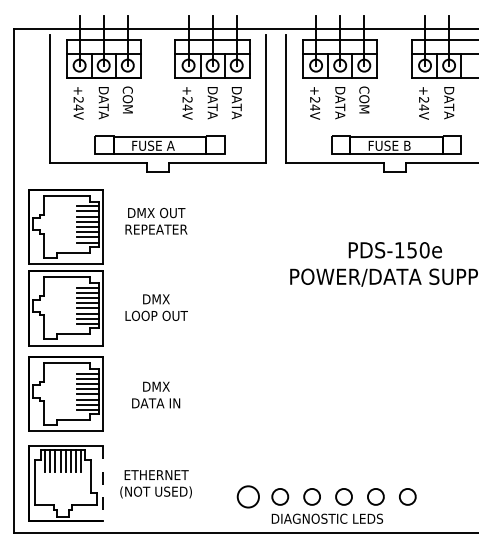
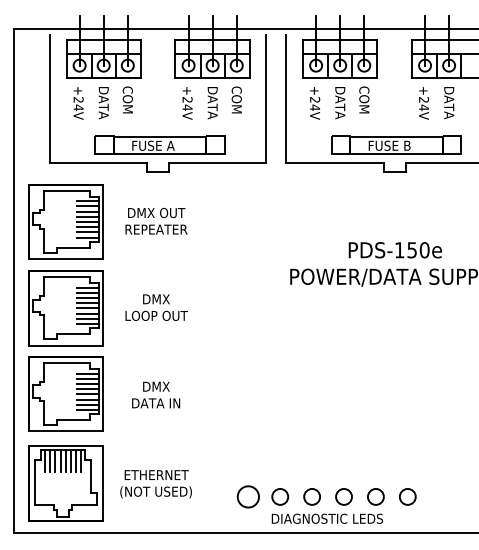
text: DATA -> COM (236, 102)
part position: (65, 226) -> (65, 221) (65, 221)
line: dashed -> solid (102, 484)
